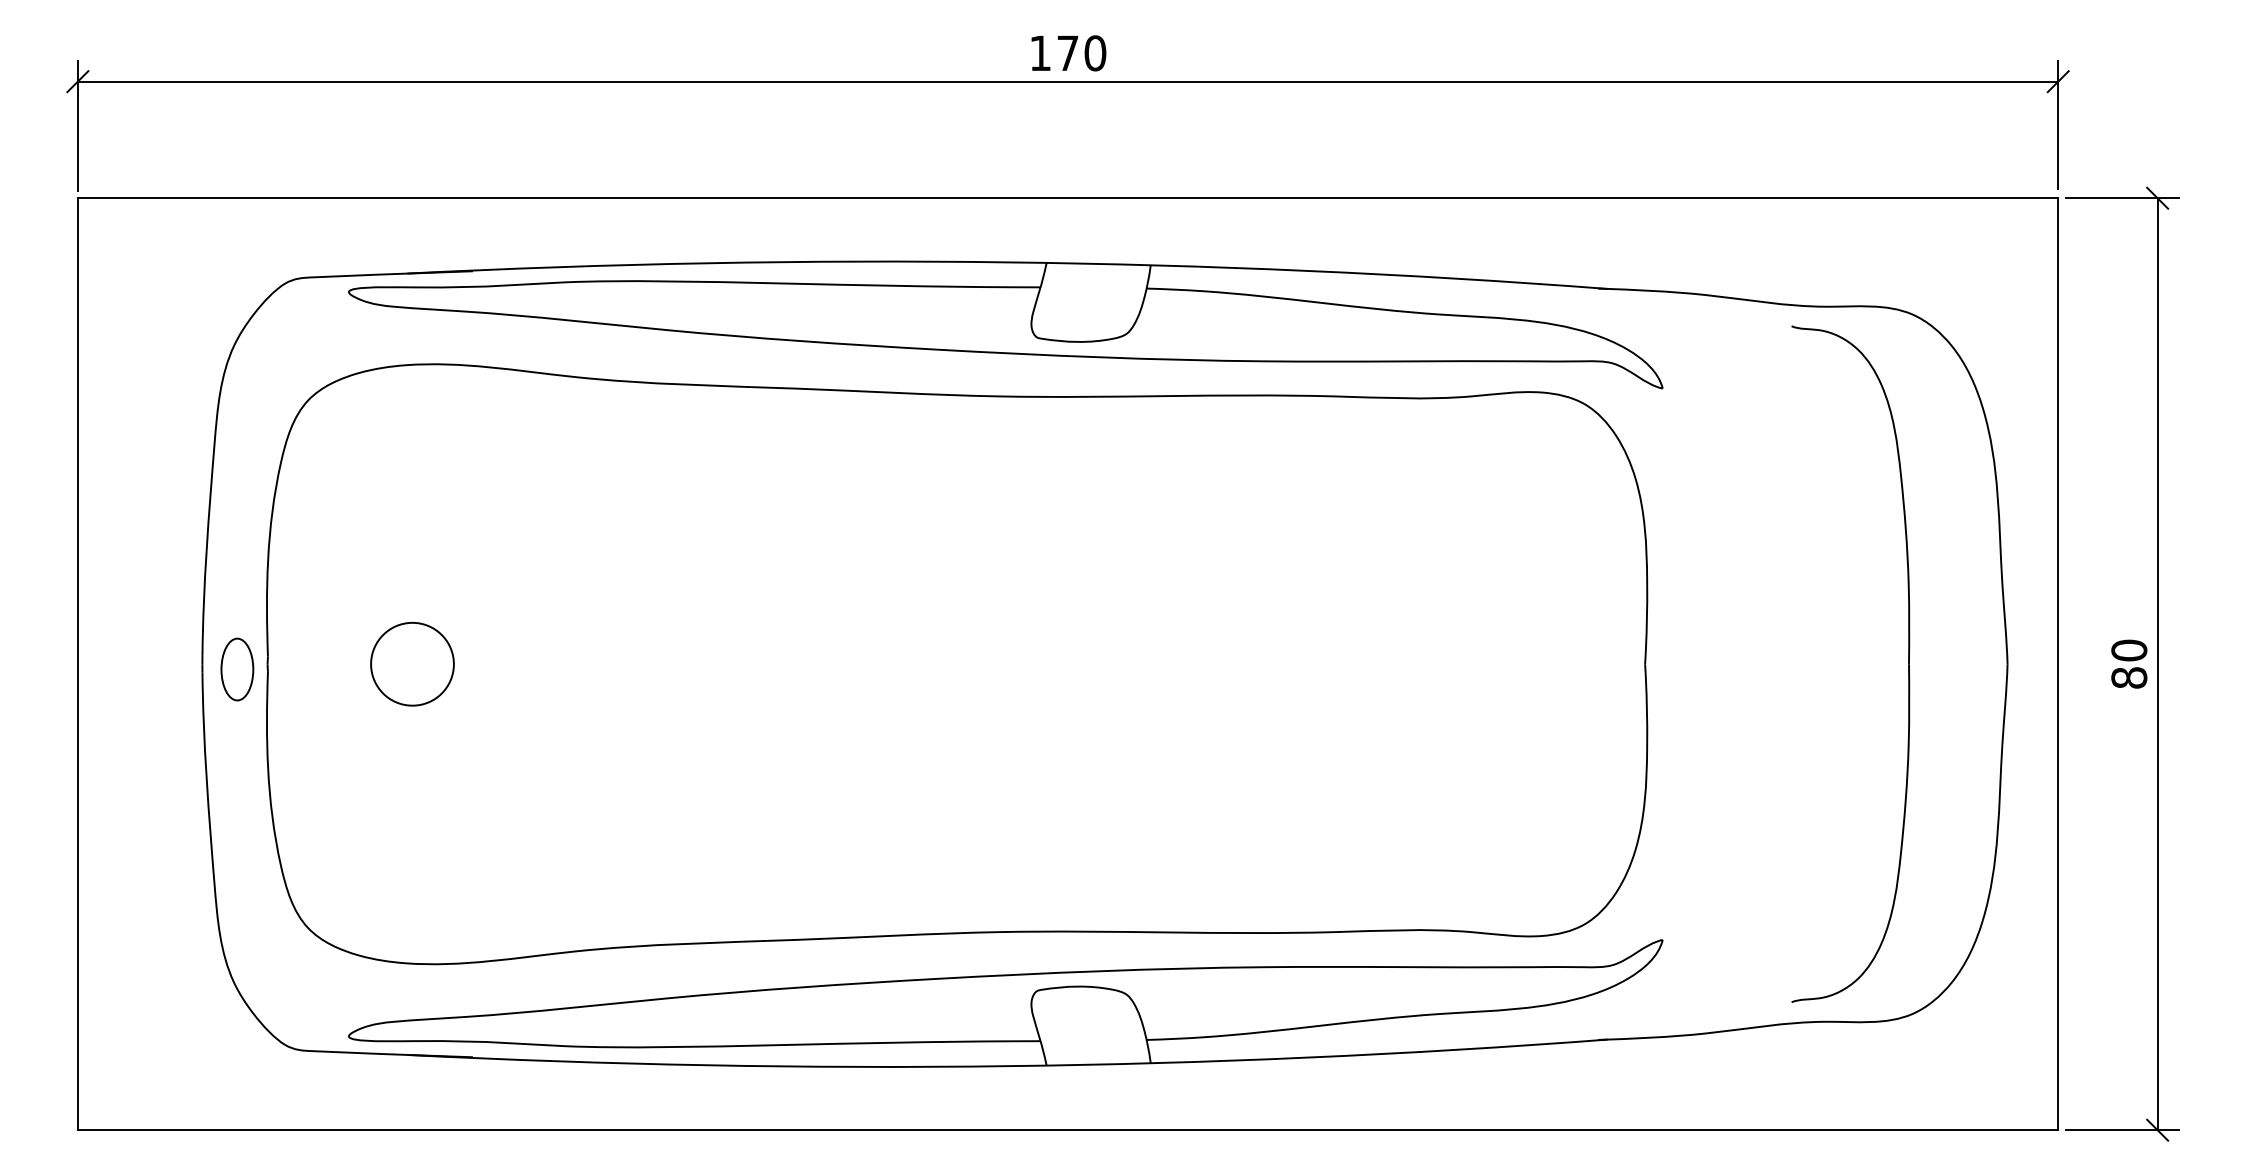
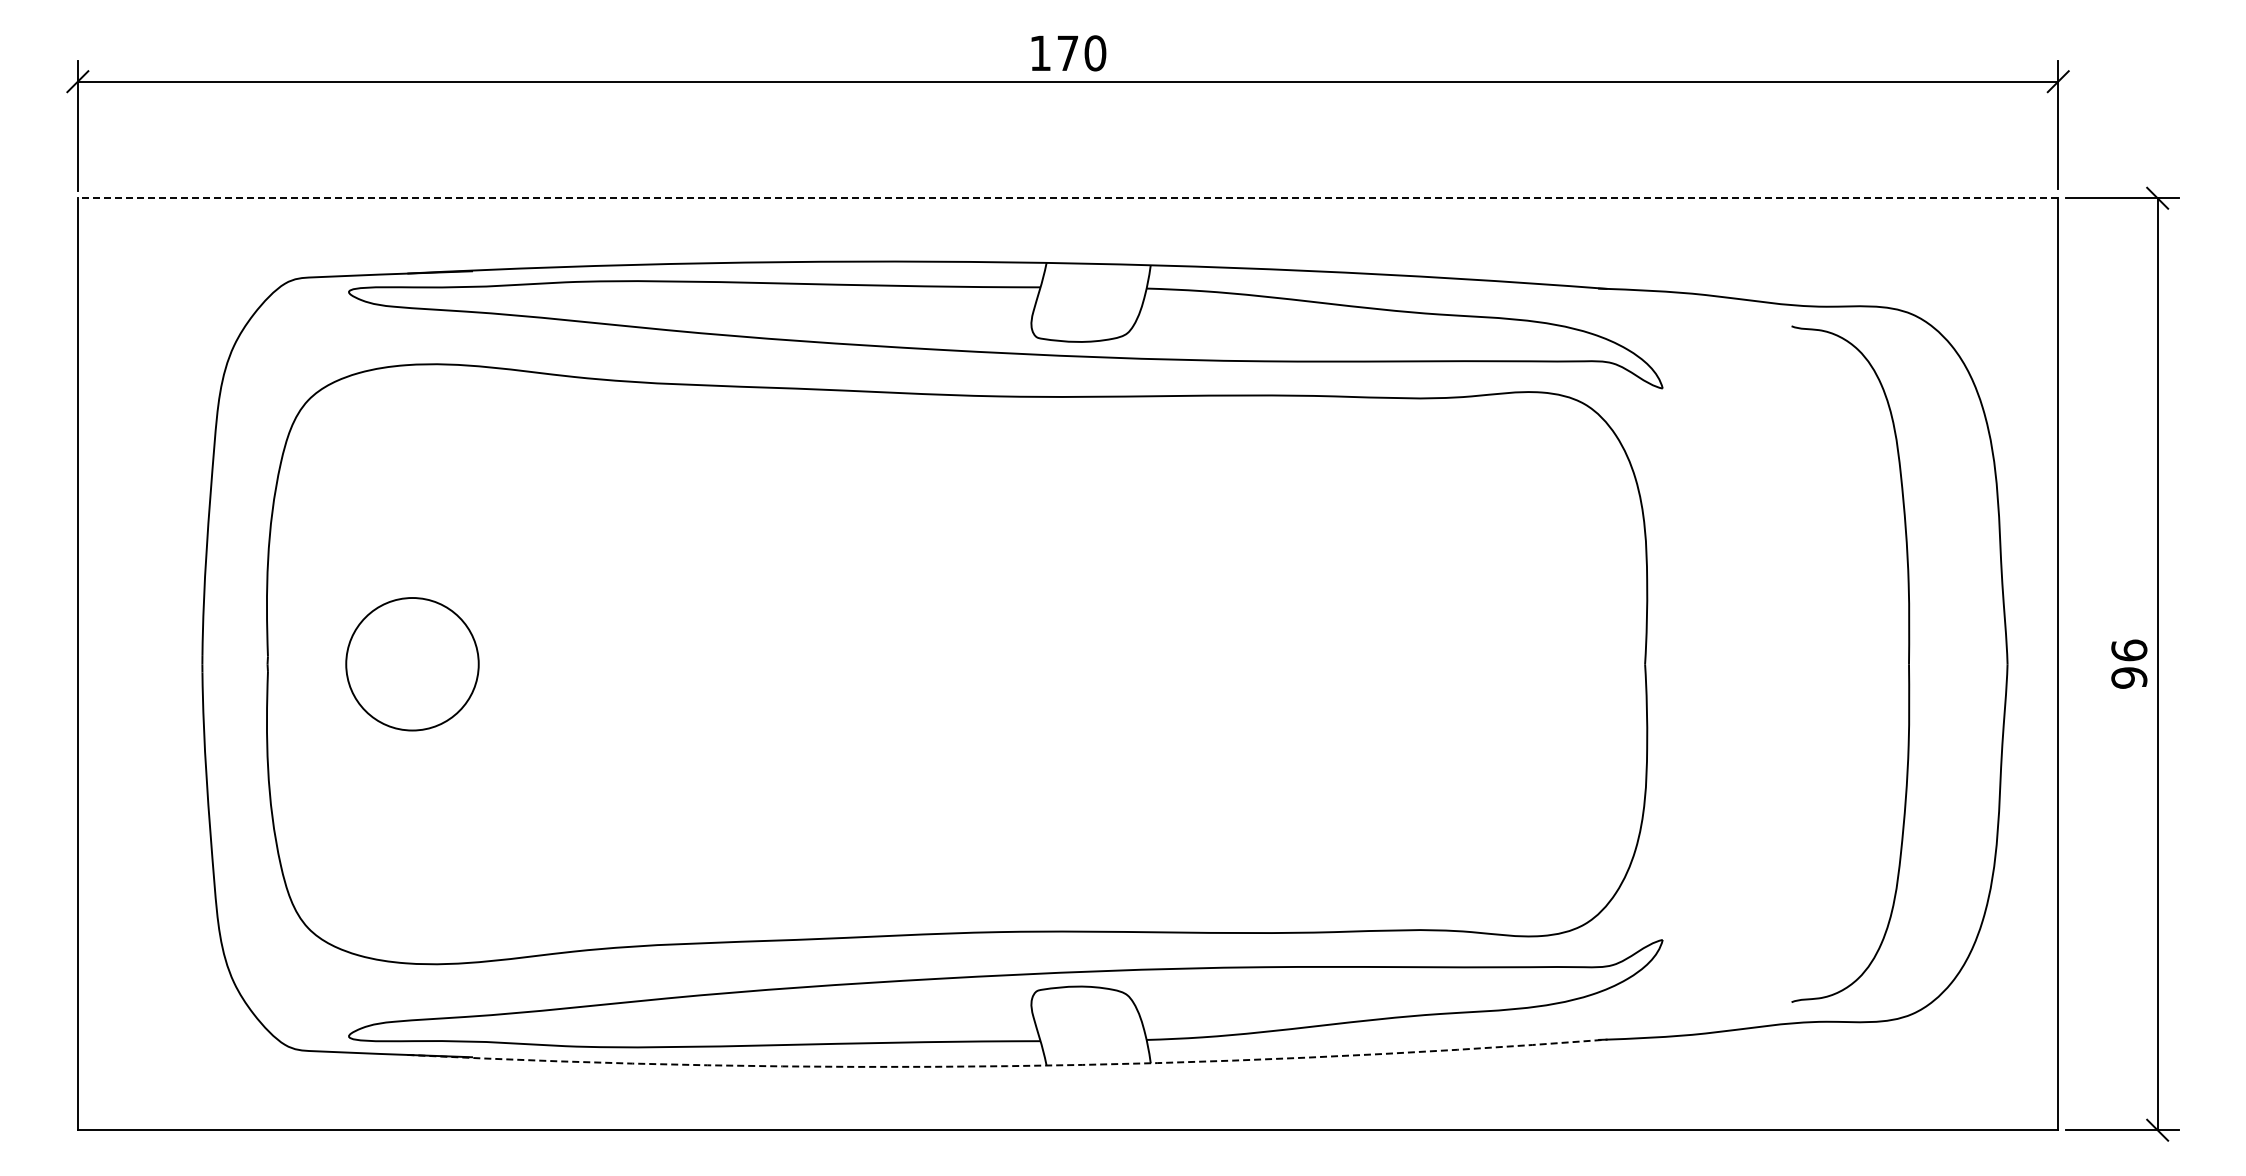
line: solid -> dashed (1067, 198)
circle diameter: 83 px -> 133 px (412, 664)
text: 80 -> 96 (2129, 663)
part: present -> none (237, 669)
arc: solid -> dashed (1007, 1066)
